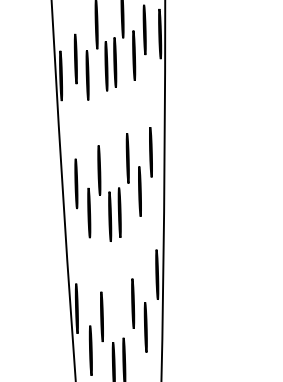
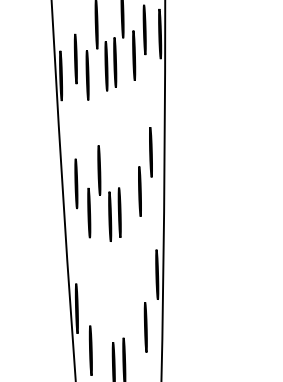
line: present -> none (127, 158)
line: present -> none (133, 303)
line: present -> none (101, 316)
